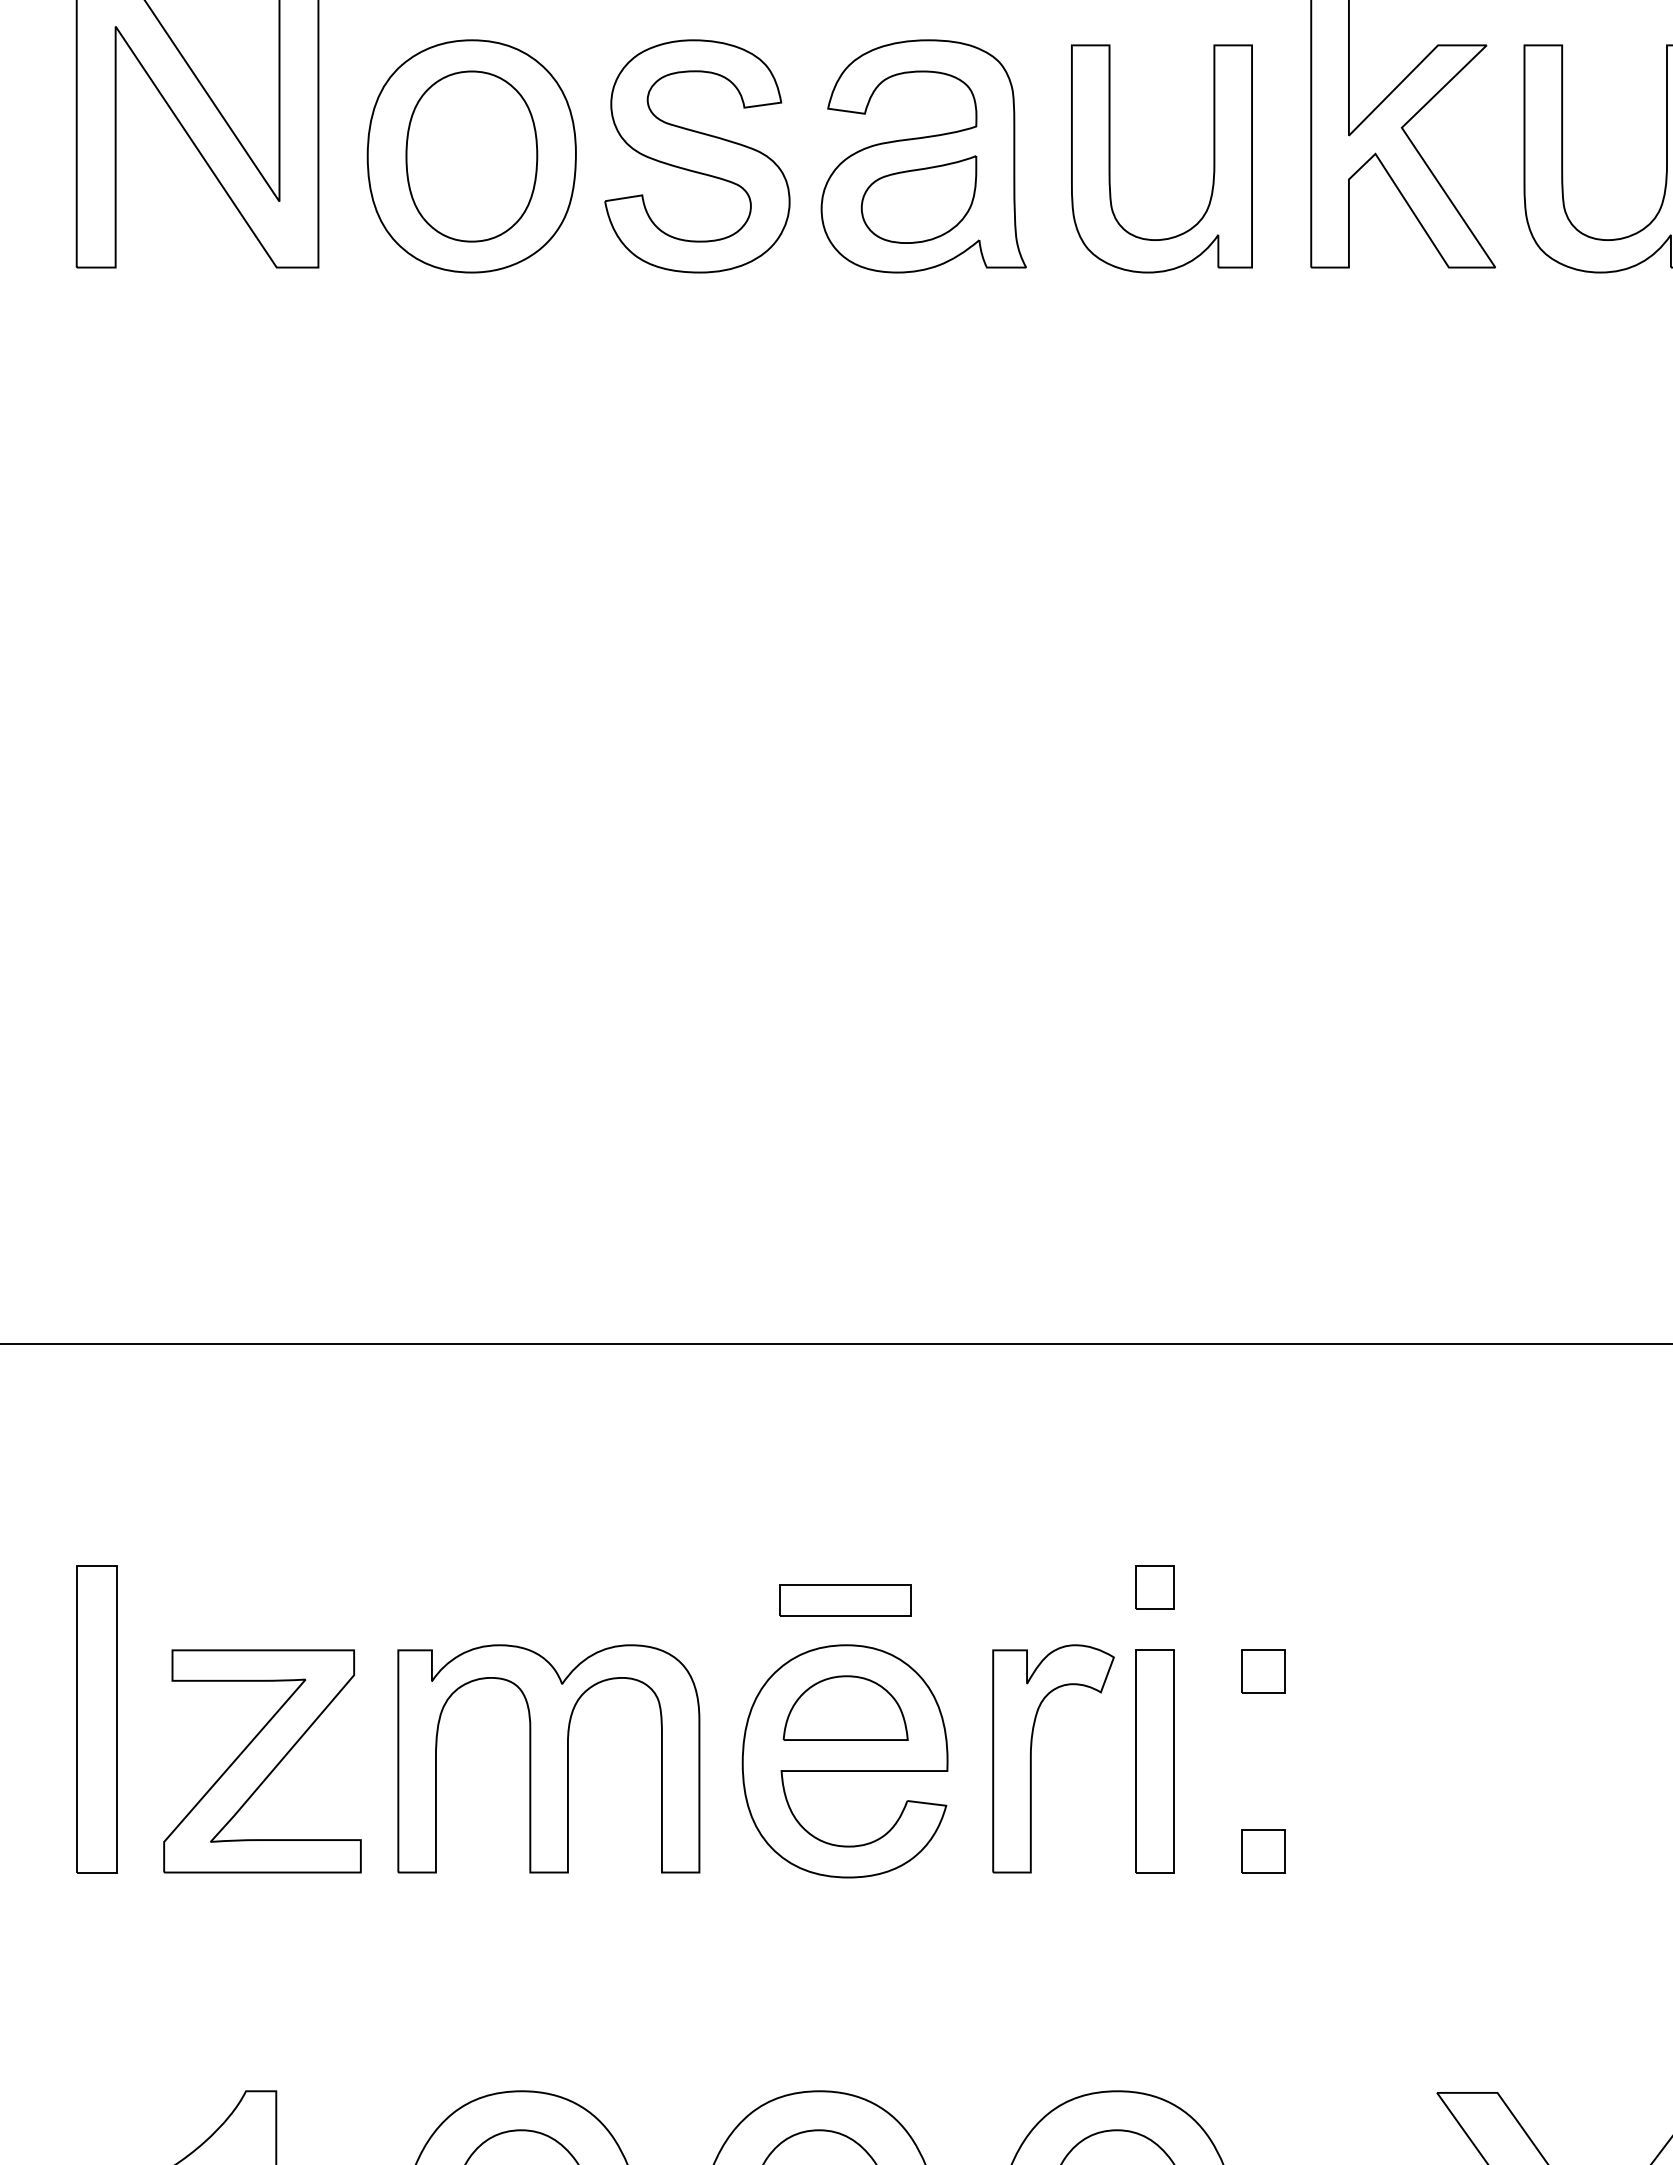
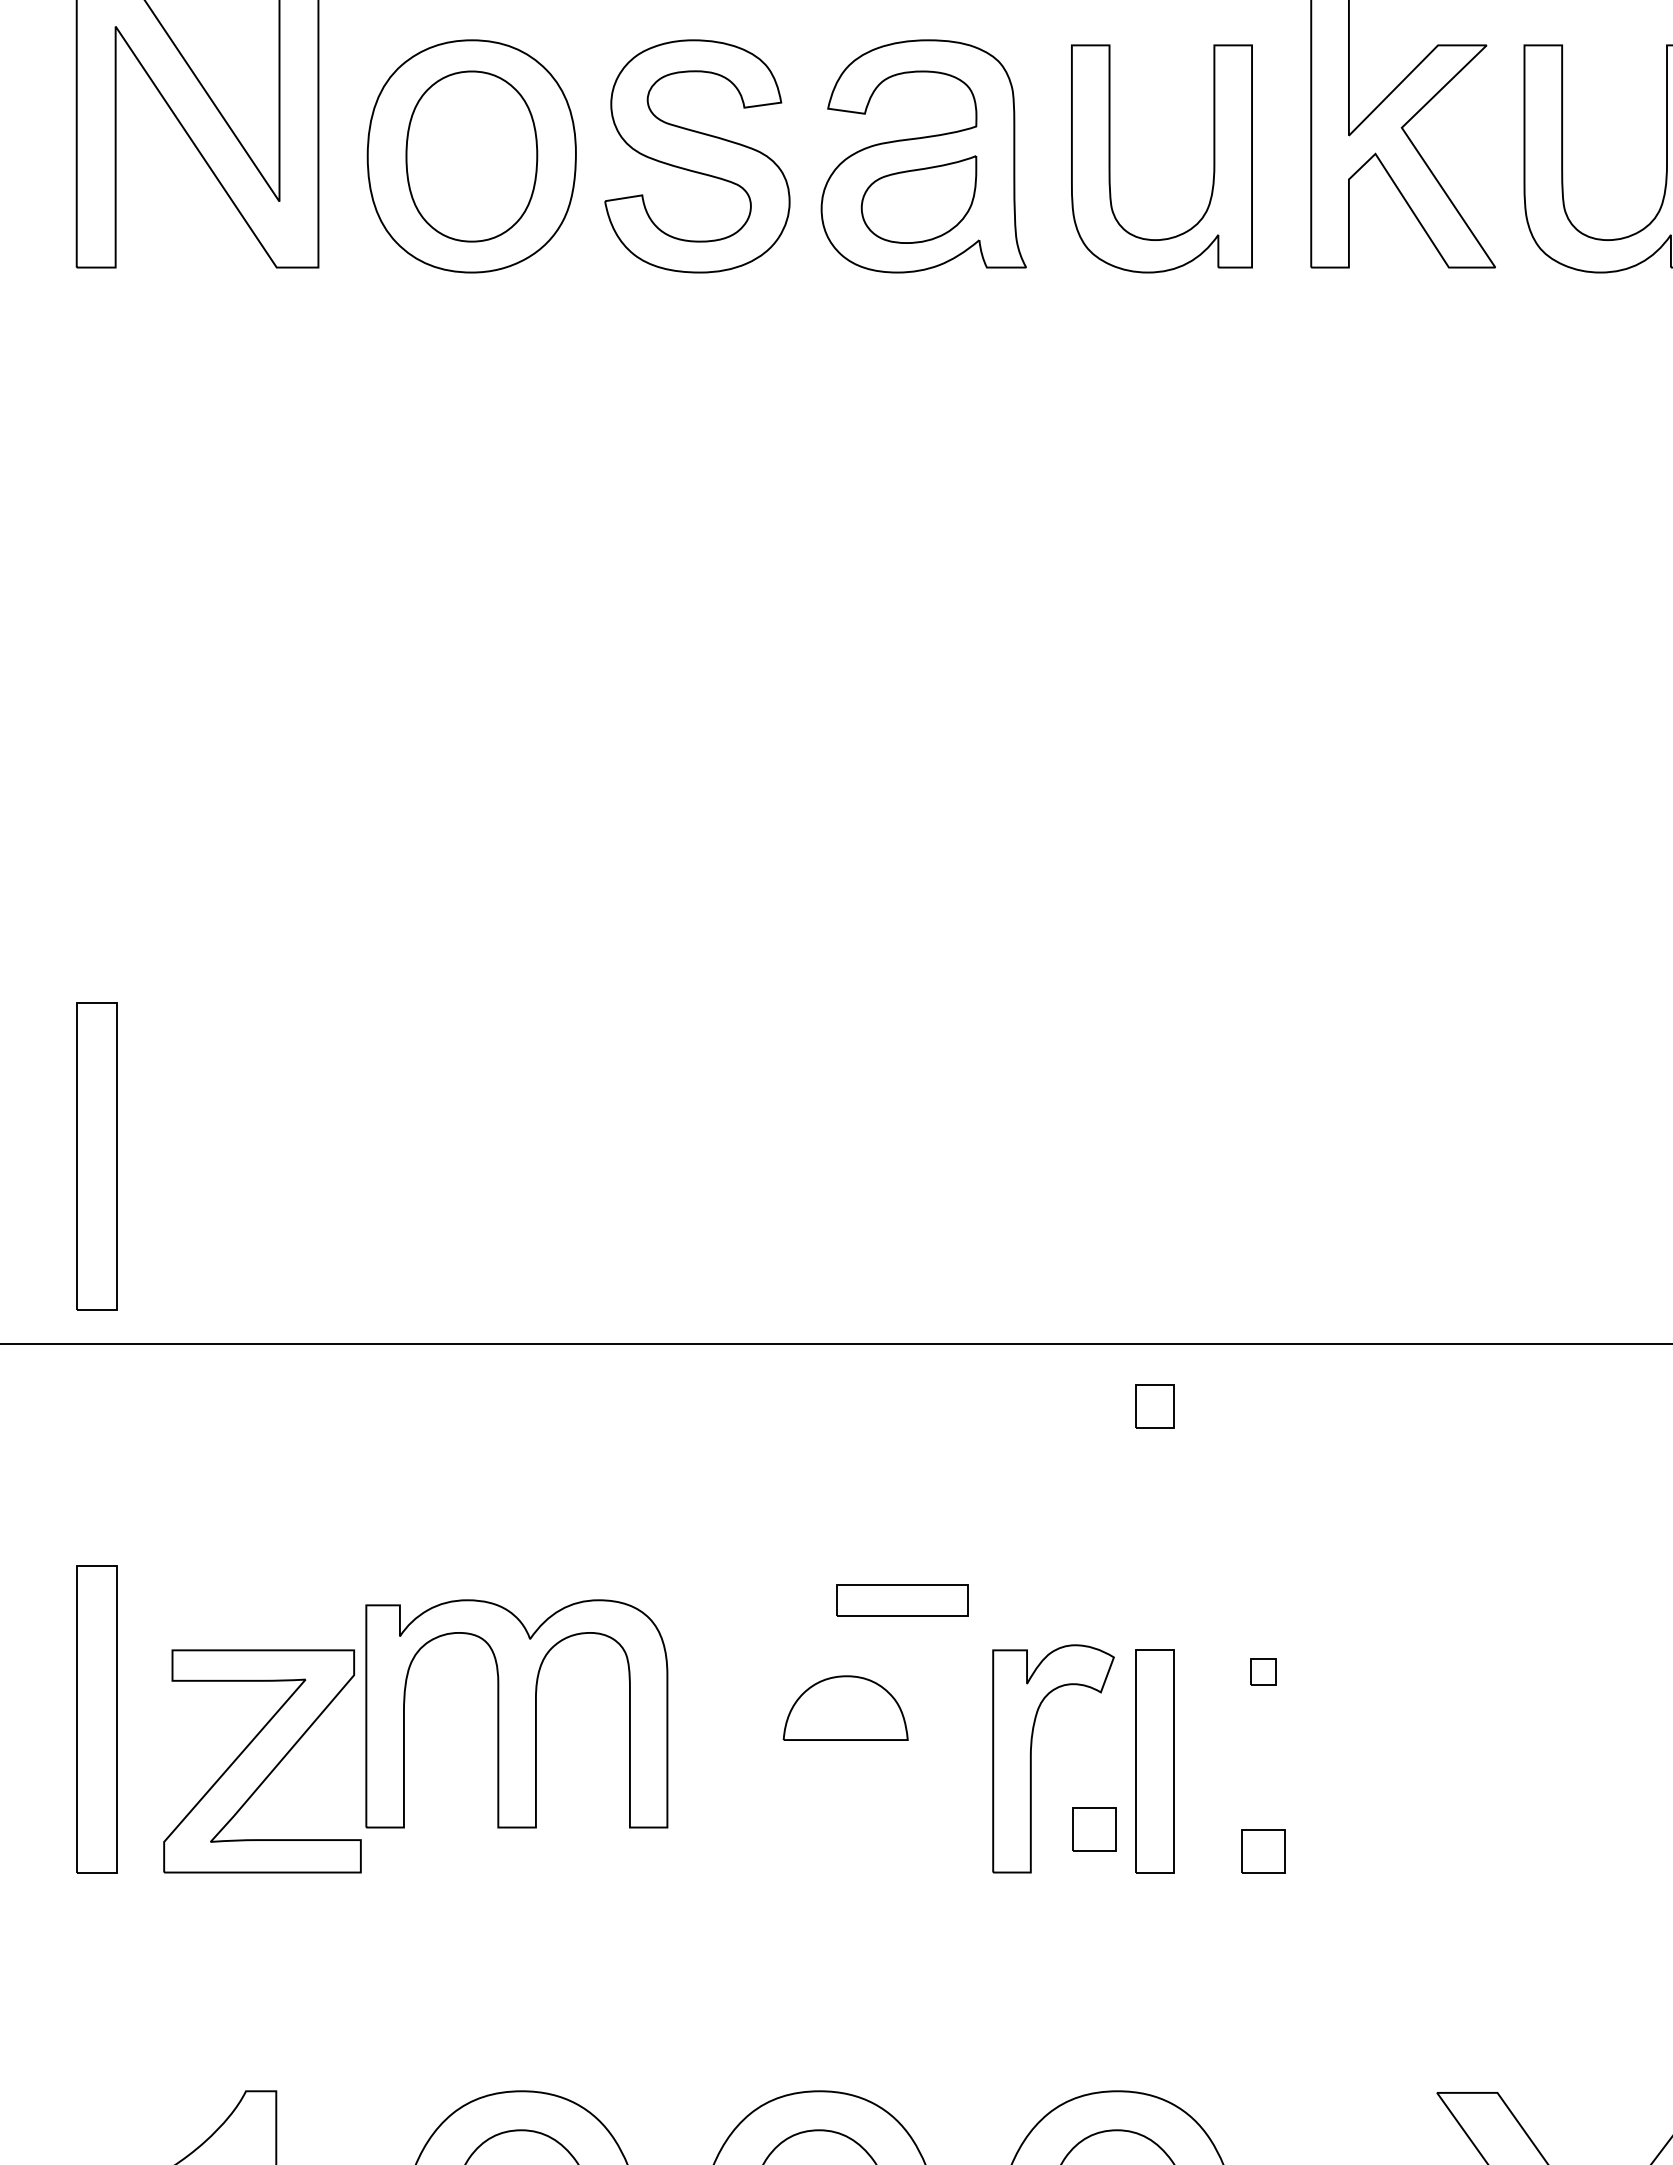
part: none -> present (96, 1156)
part position: (1154, 1587) -> (1154, 1406) (1154, 1406)
part position: (845, 1600) -> (902, 1600) (902, 1600)
part size: 45x45 px -> 27x28 px (1263, 1671)
part position: (548, 1758) -> (516, 1713) (516, 1713)
part: present -> none (844, 1761)
part: none -> present (1094, 1829)
